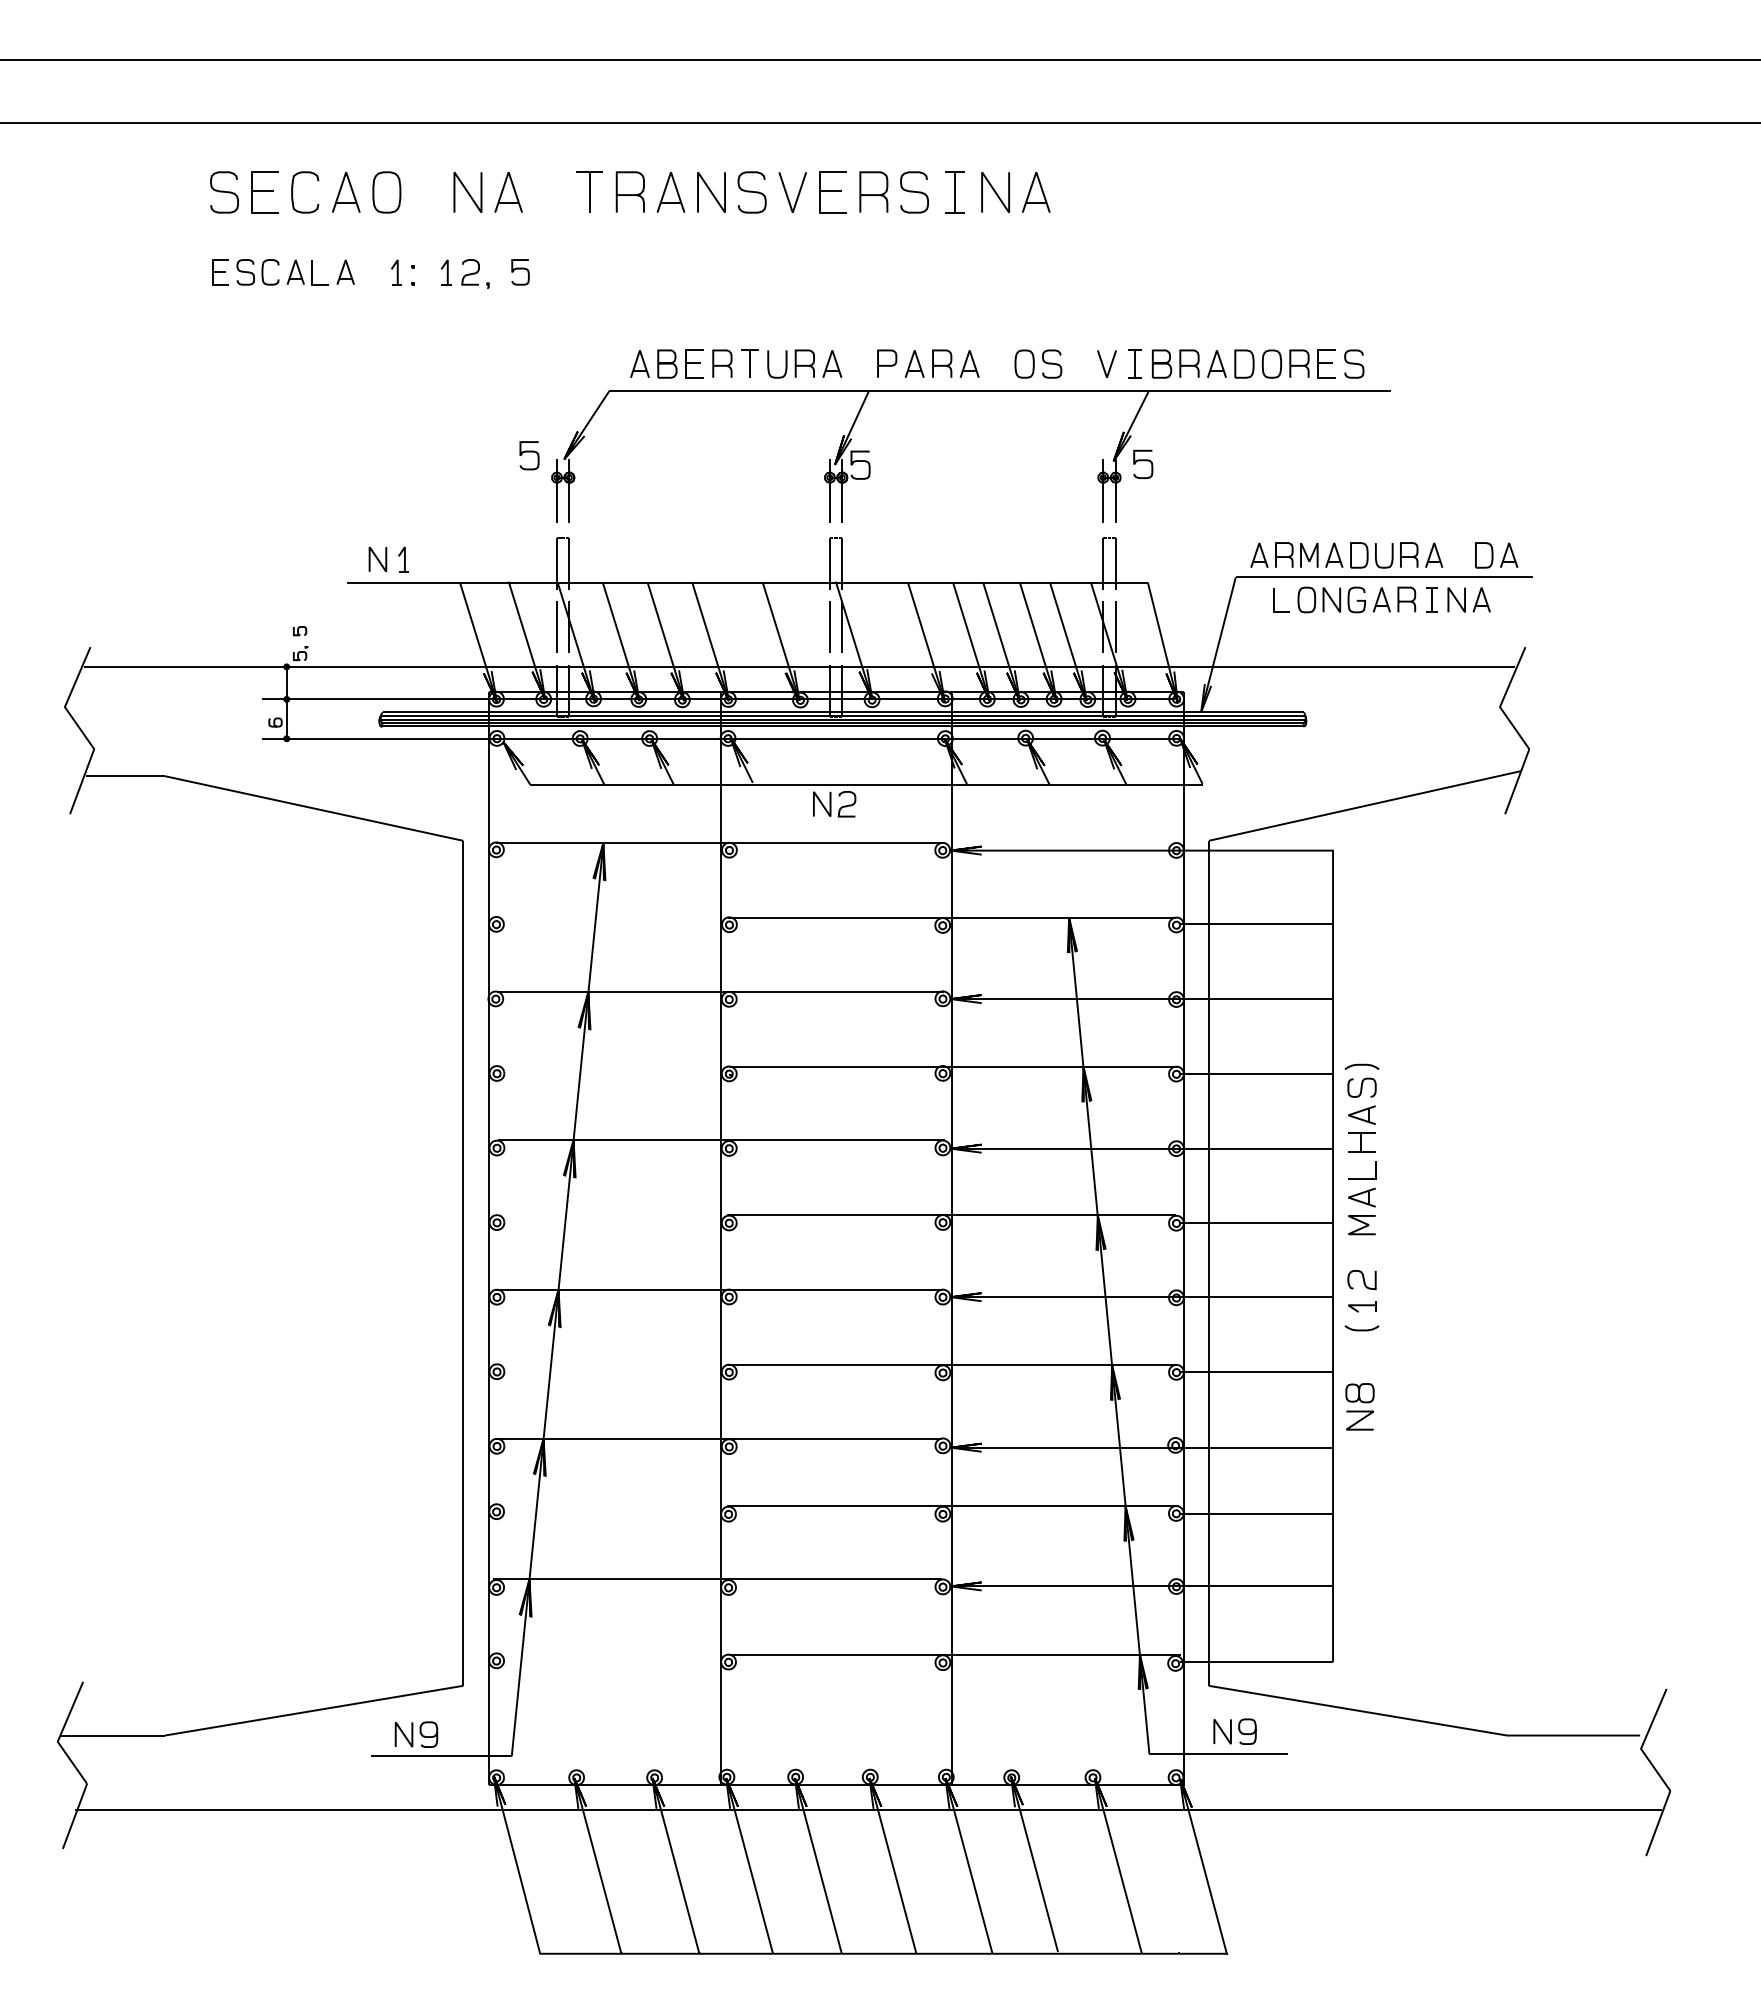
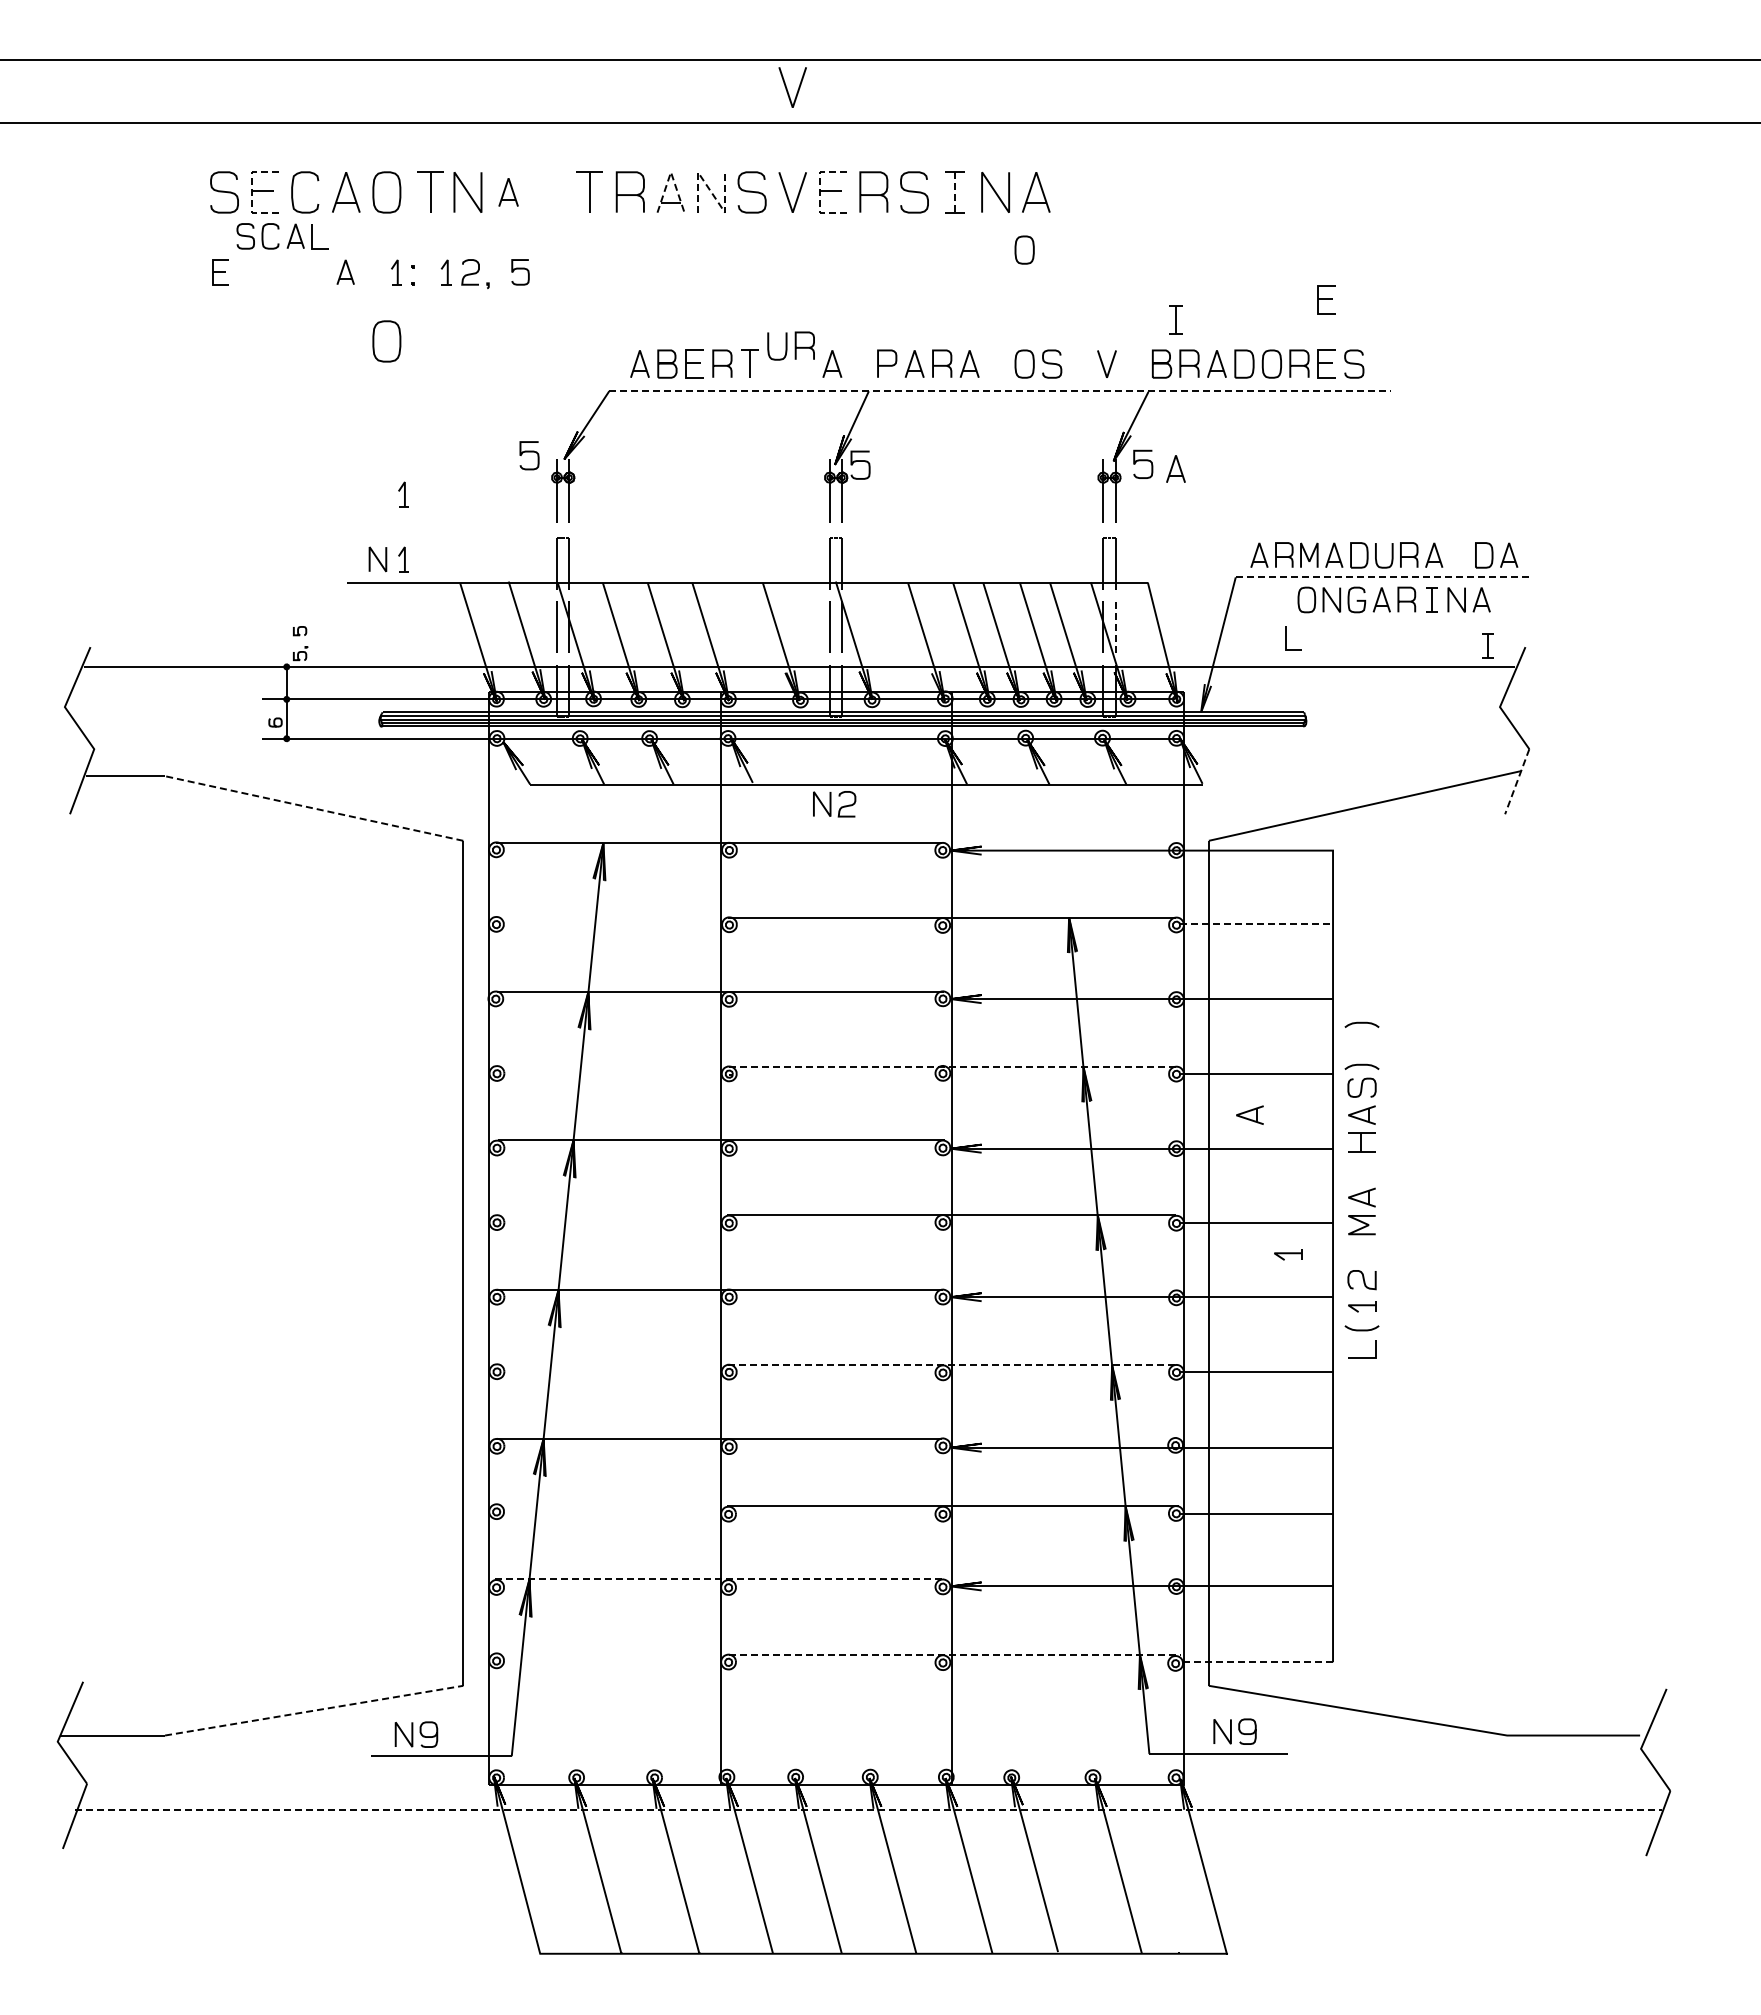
line: none -> present (787, 88)
line: solid -> dashed (670, 172)
line: solid -> dashed (251, 191)
part: none -> present (430, 191)
line: solid -> dashed (819, 191)
part size: 29x41 px -> 21x29 px (508, 192)
line: solid -> dashed (711, 192)
line: solid -> dashed (955, 192)
part: none -> present (1024, 249)
part position: (279, 265) -> (279, 229) (279, 229)
part: none -> present (1326, 299)
part: none -> present (386, 341)
part position: (790, 363) -> (790, 345) (790, 345)
part position: (1134, 363) -> (1175, 319) (1175, 319)
line: solid -> dashed (1000, 391)
part: none -> present (1175, 468)
part: none -> present (403, 494)
line: solid -> dashed (1384, 577)
line position: (1274, 600) -> (1286, 638) (1286, 638)
line: solid -> dashed (1115, 626)
part: none -> present (1487, 645)
line: solid -> dashed (1517, 781)
line: solid -> dashed (314, 808)
line: solid -> dashed (1257, 924)
curve: none -> present (1361, 1023)
line: solid -> dashed (954, 1067)
part: none -> present (1249, 1114)
line position: (1362, 1178) -> (1362, 1357) (1362, 1357)
part: none -> present (1288, 1254)
line: solid -> dashed (952, 1365)
part: present -> none (1359, 1406)
line: solid -> dashed (717, 1579)
line: solid -> dashed (955, 1654)
line: solid -> dashed (1256, 1662)
line: solid -> dashed (314, 1710)
line: solid -> dashed (869, 1810)
